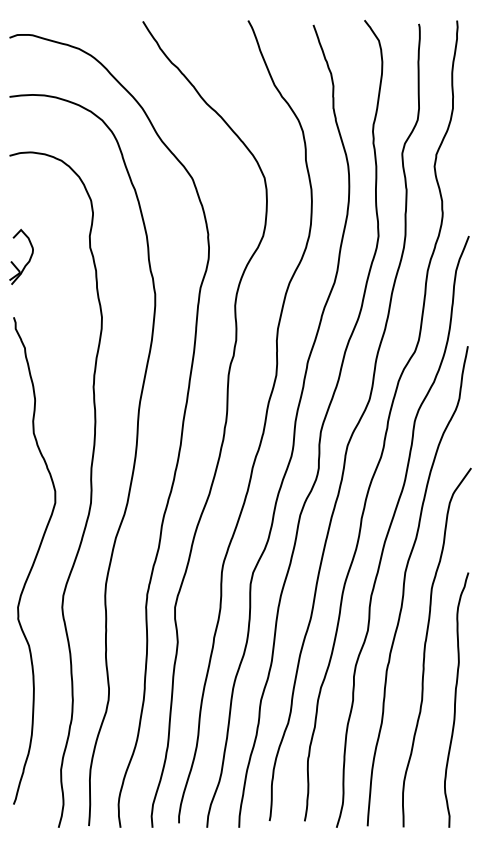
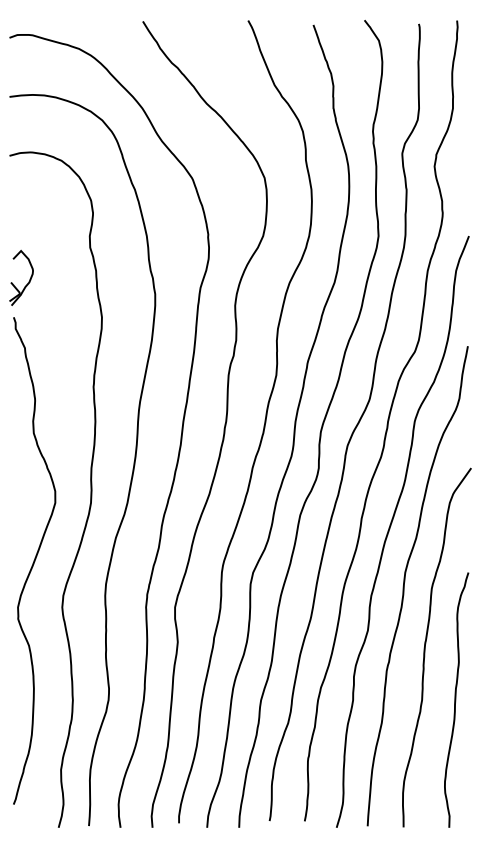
part position: (28, 260) -> (28, 281) (28, 281)
